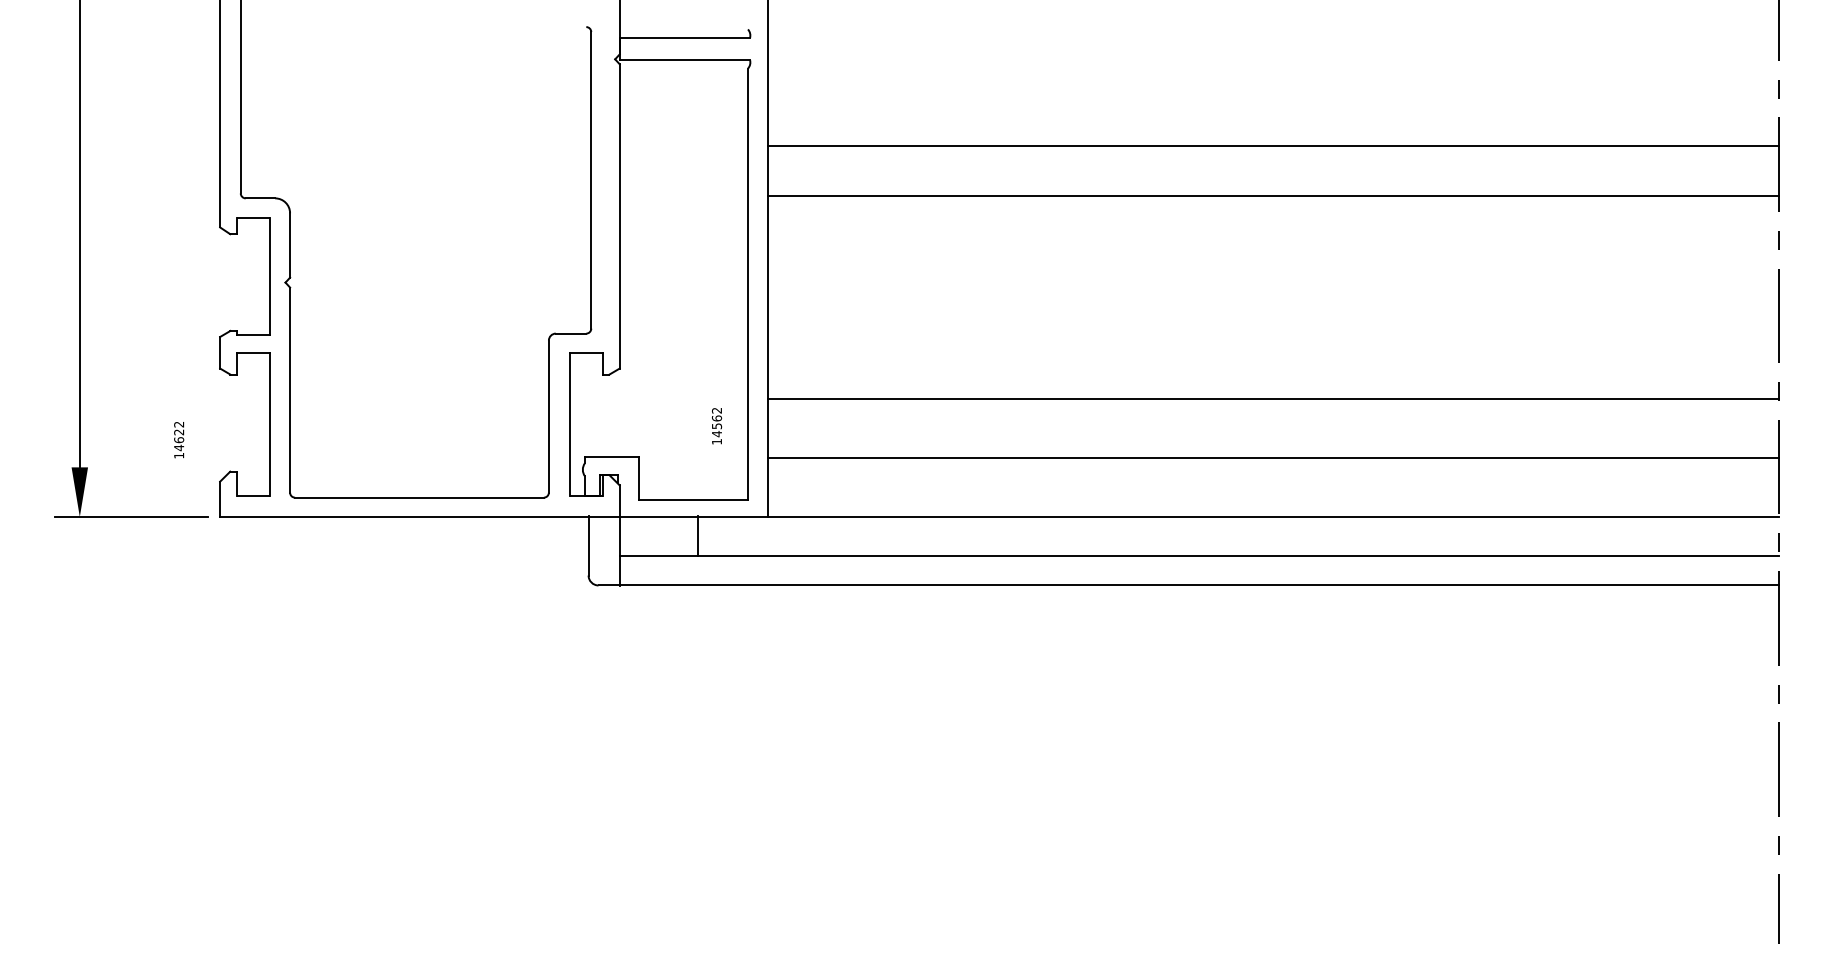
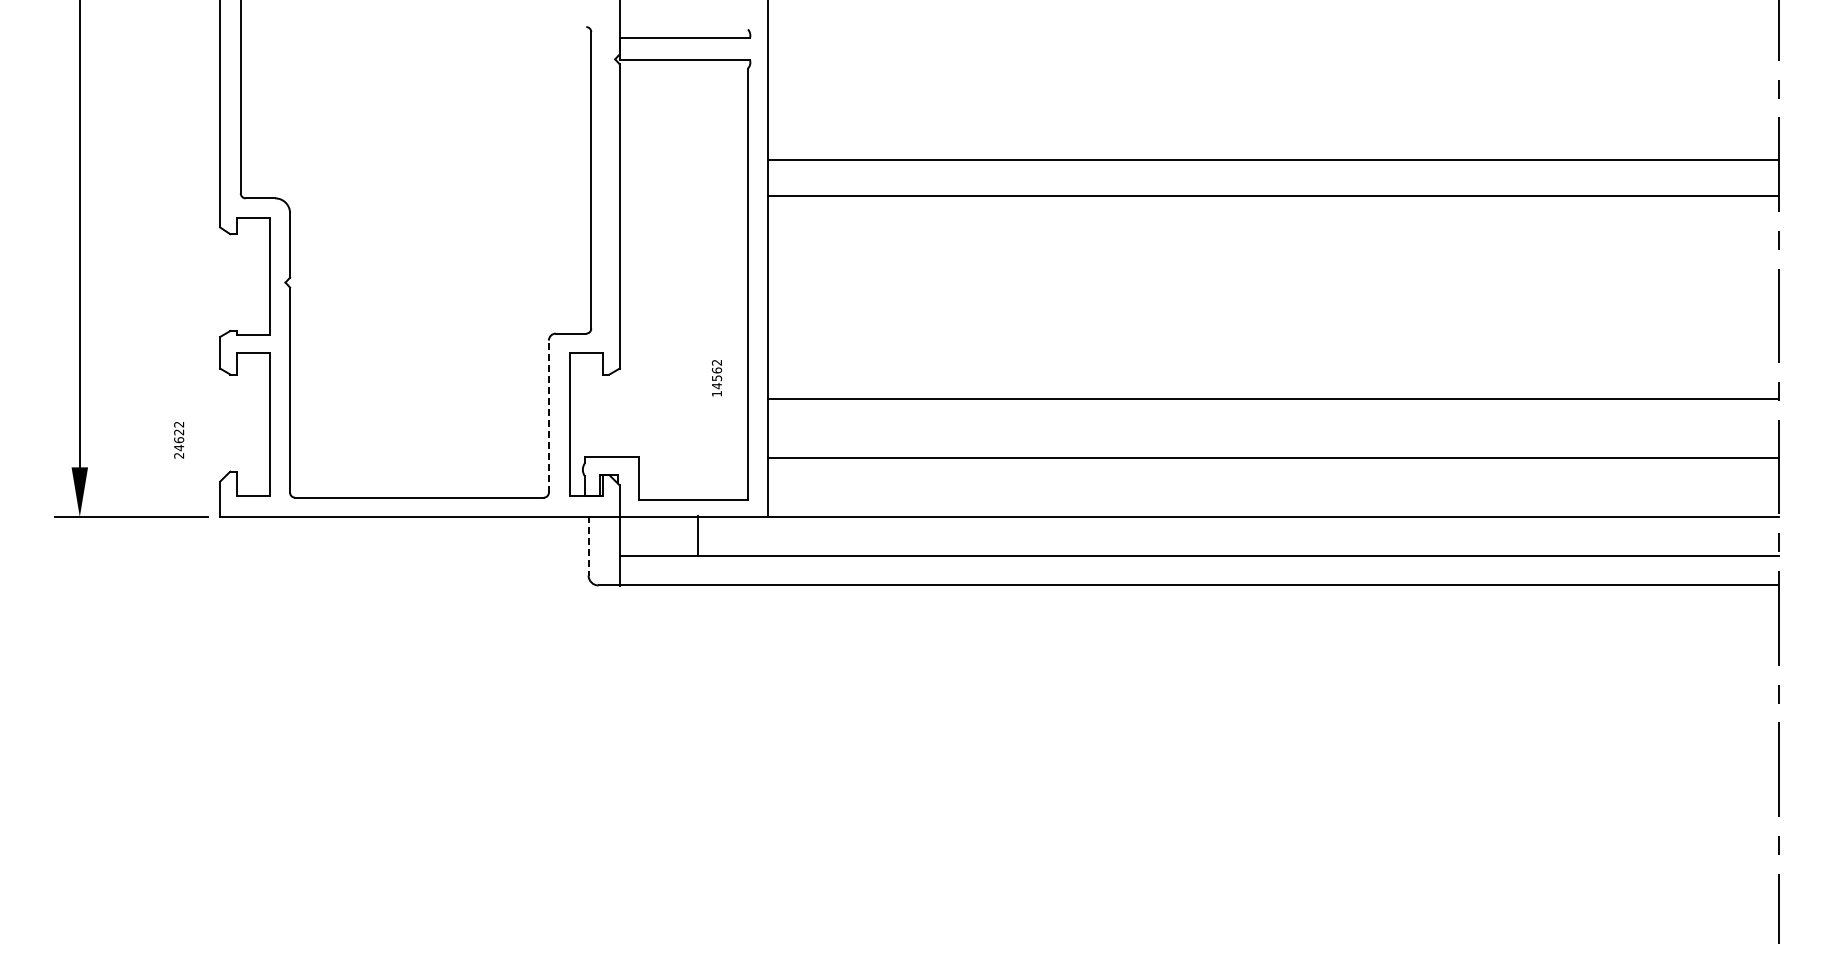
line position: (1273, 145) -> (1273, 159) (1273, 159)
line: solid -> dashed (548, 416)
text position: (717, 426) -> (717, 378) (717, 378)
text: 14622 -> 24622 (178, 455)
line: solid -> dashed (588, 545)
